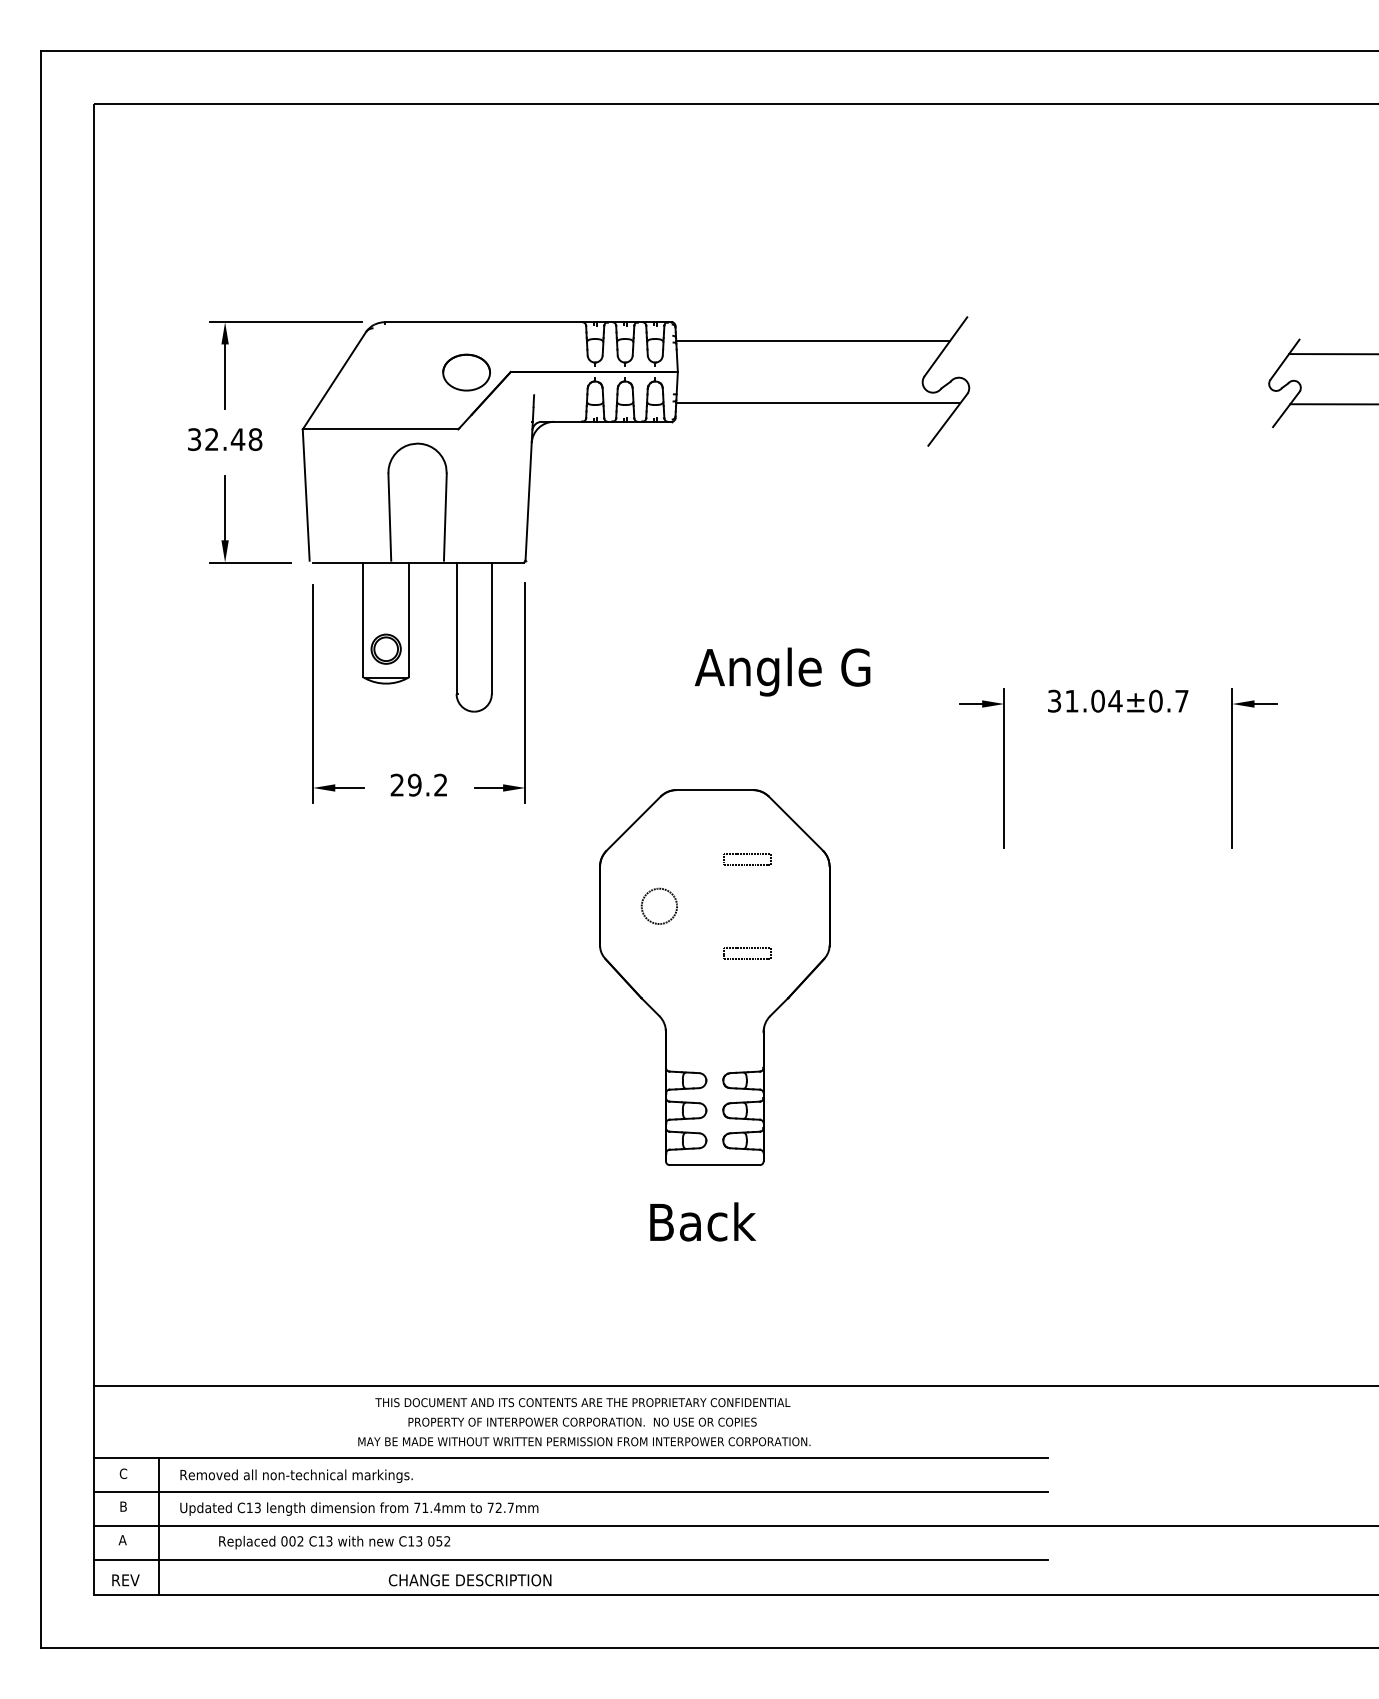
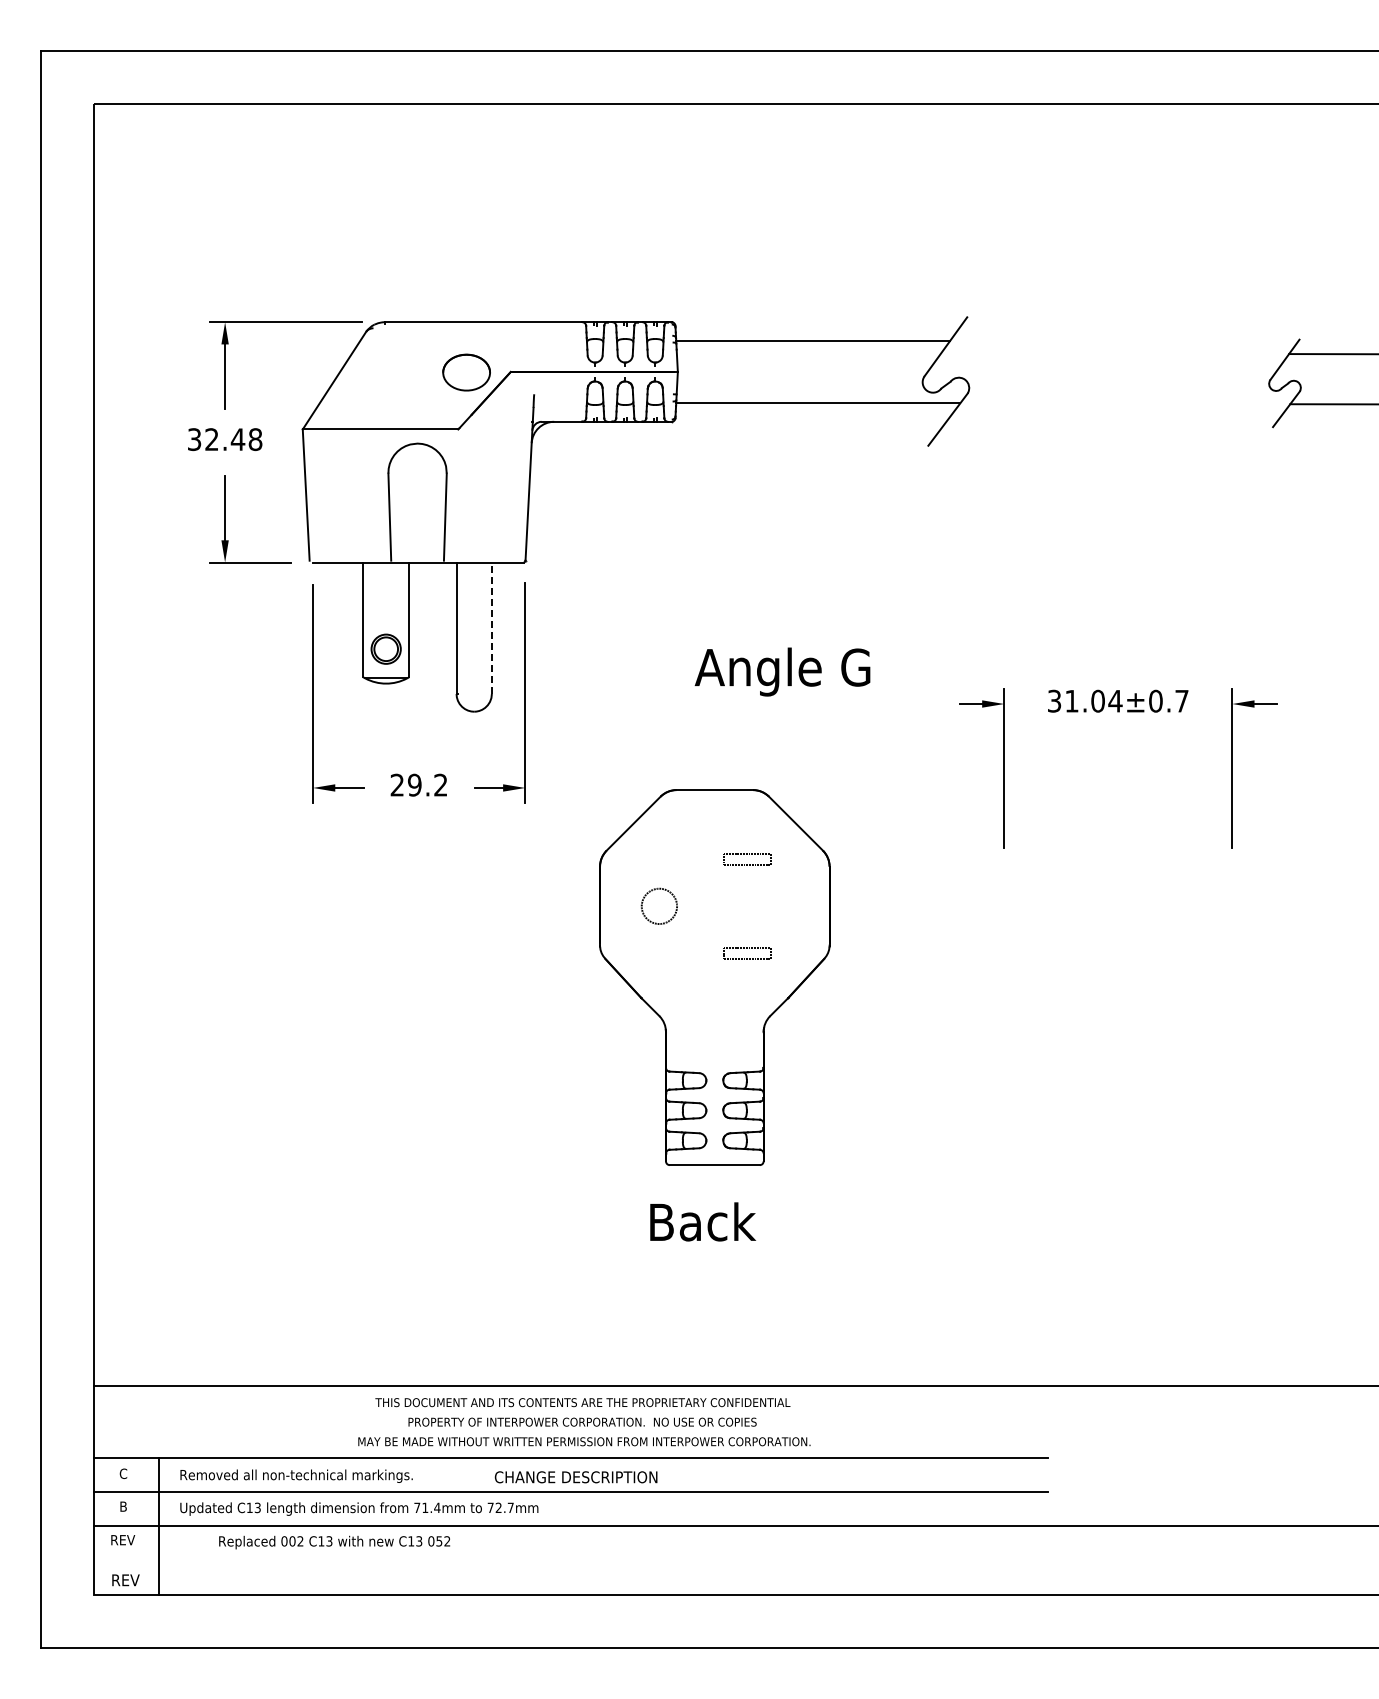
line: solid -> dashed (491, 628)
text: A -> REV (123, 1540)
line: present -> none (570, 1559)
text position: (469, 1580) -> (575, 1477) (575, 1477)
